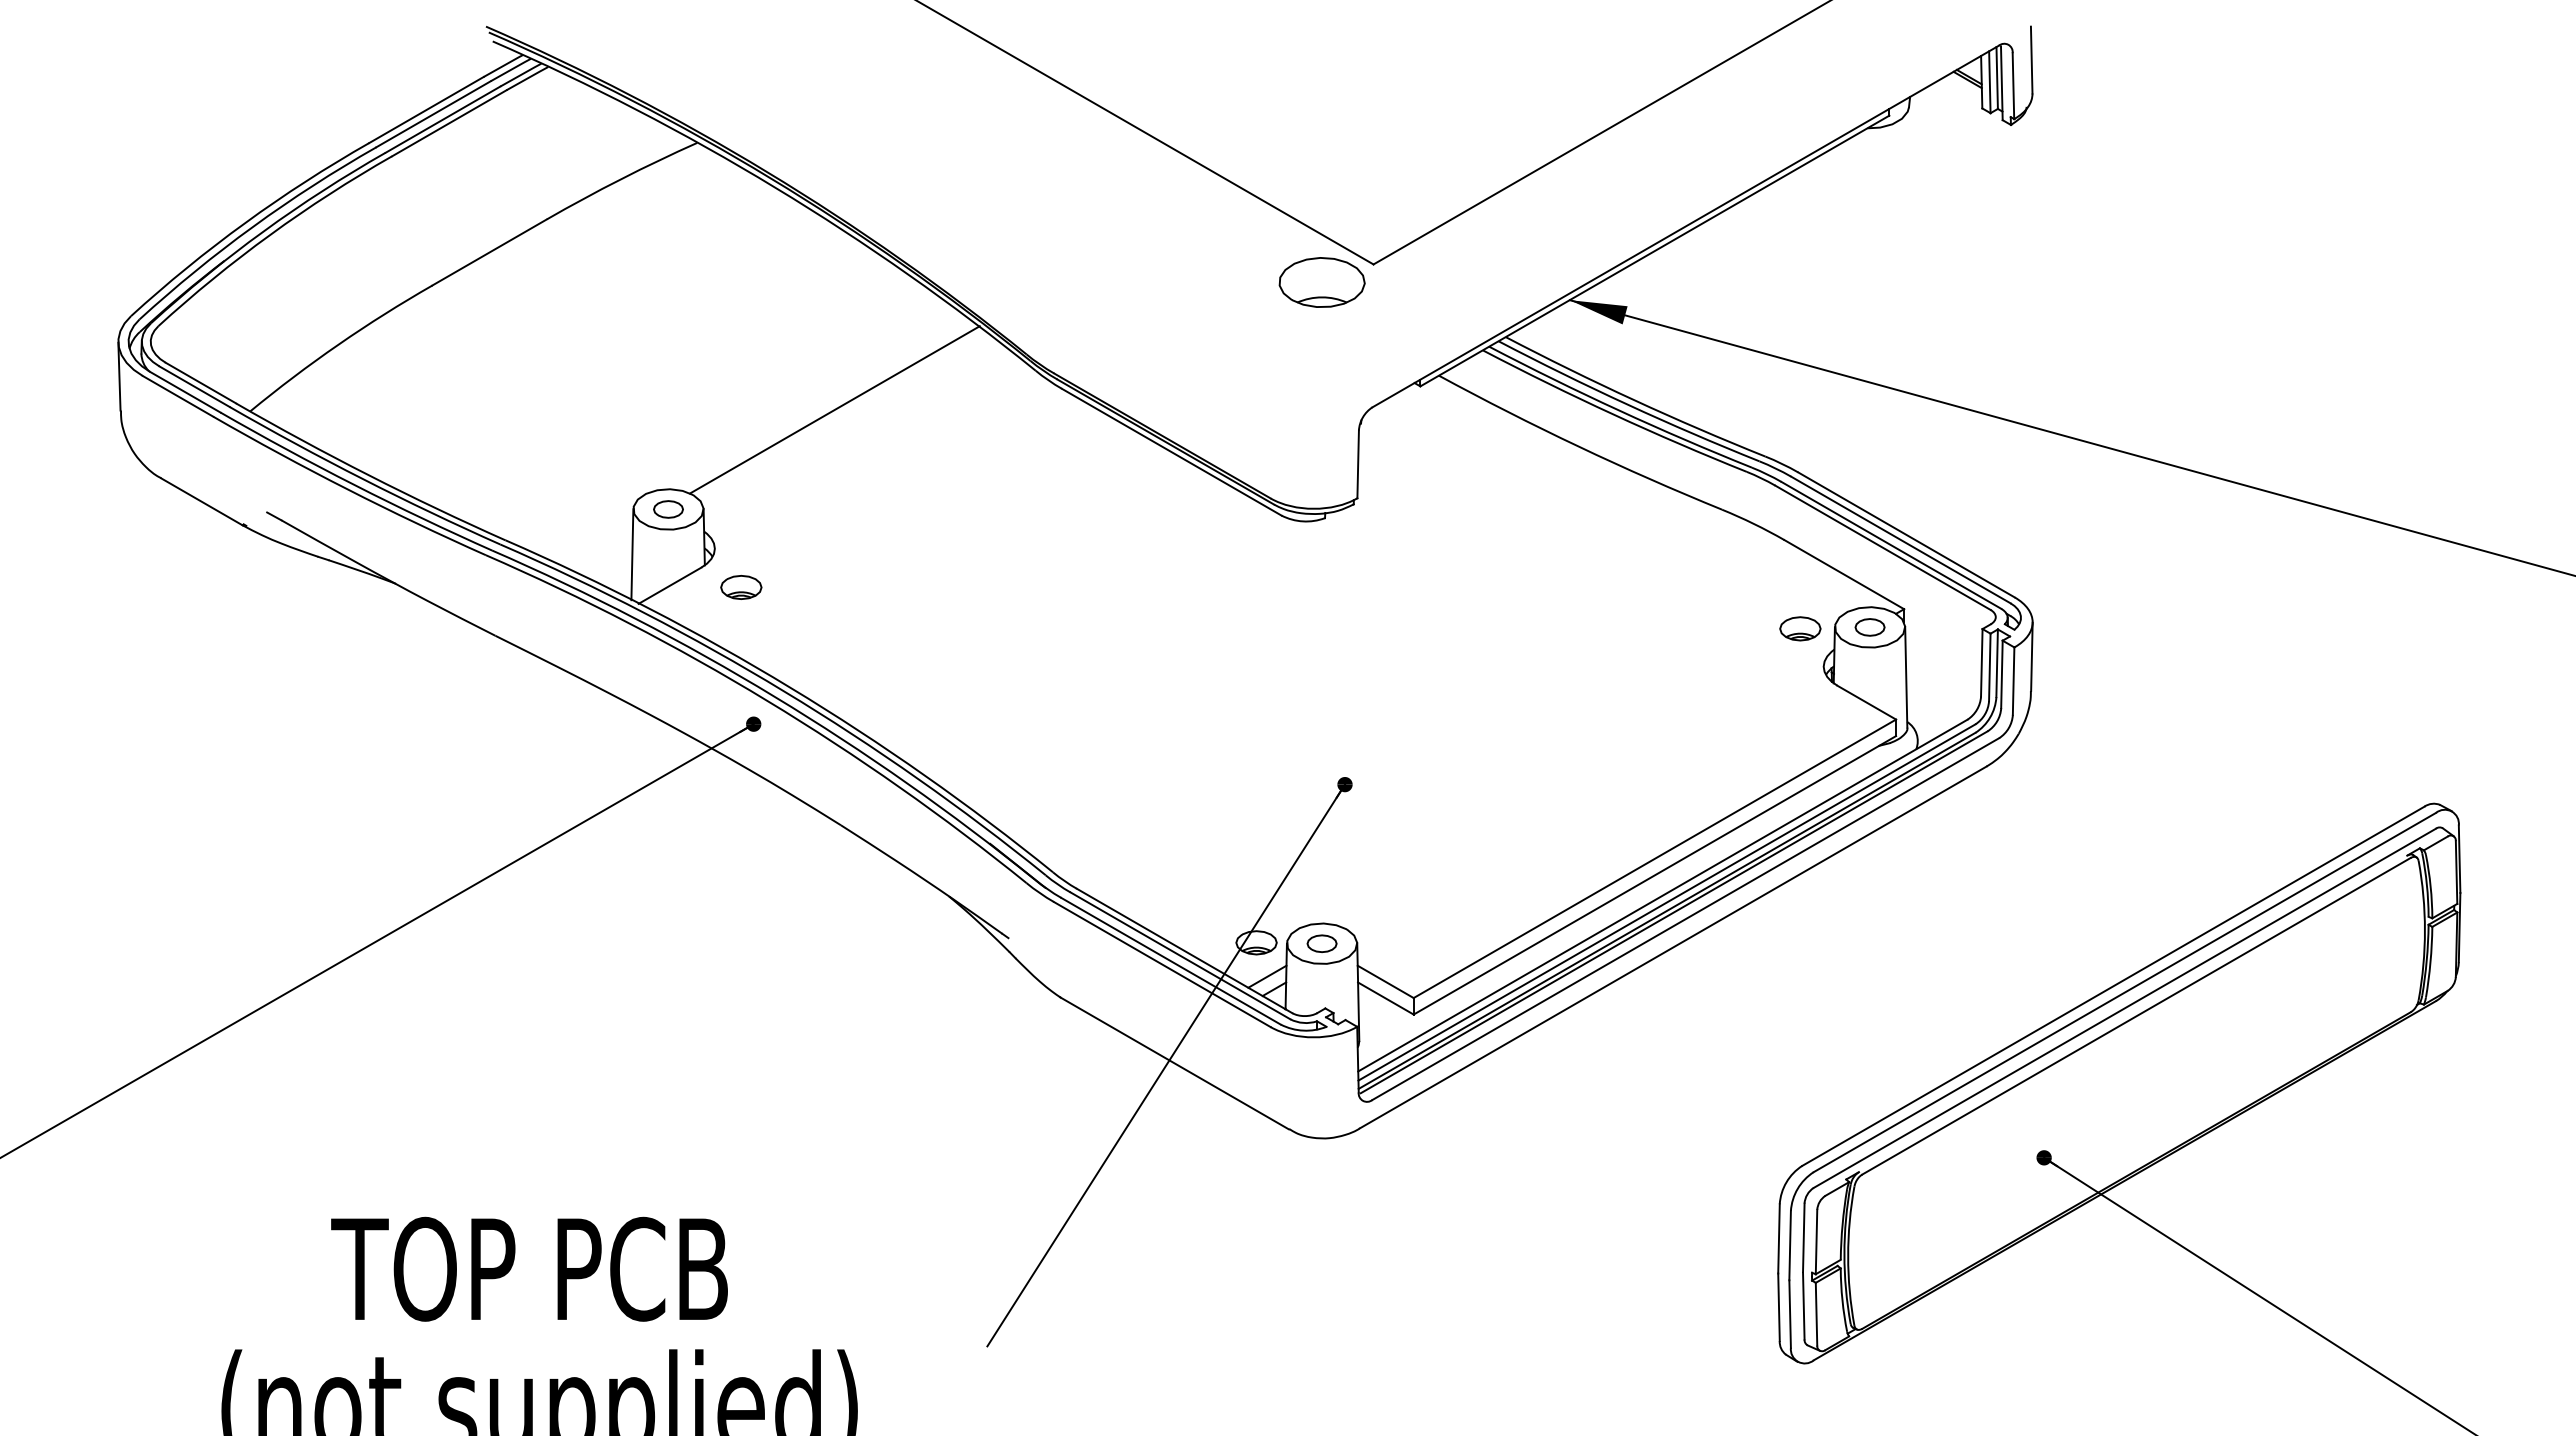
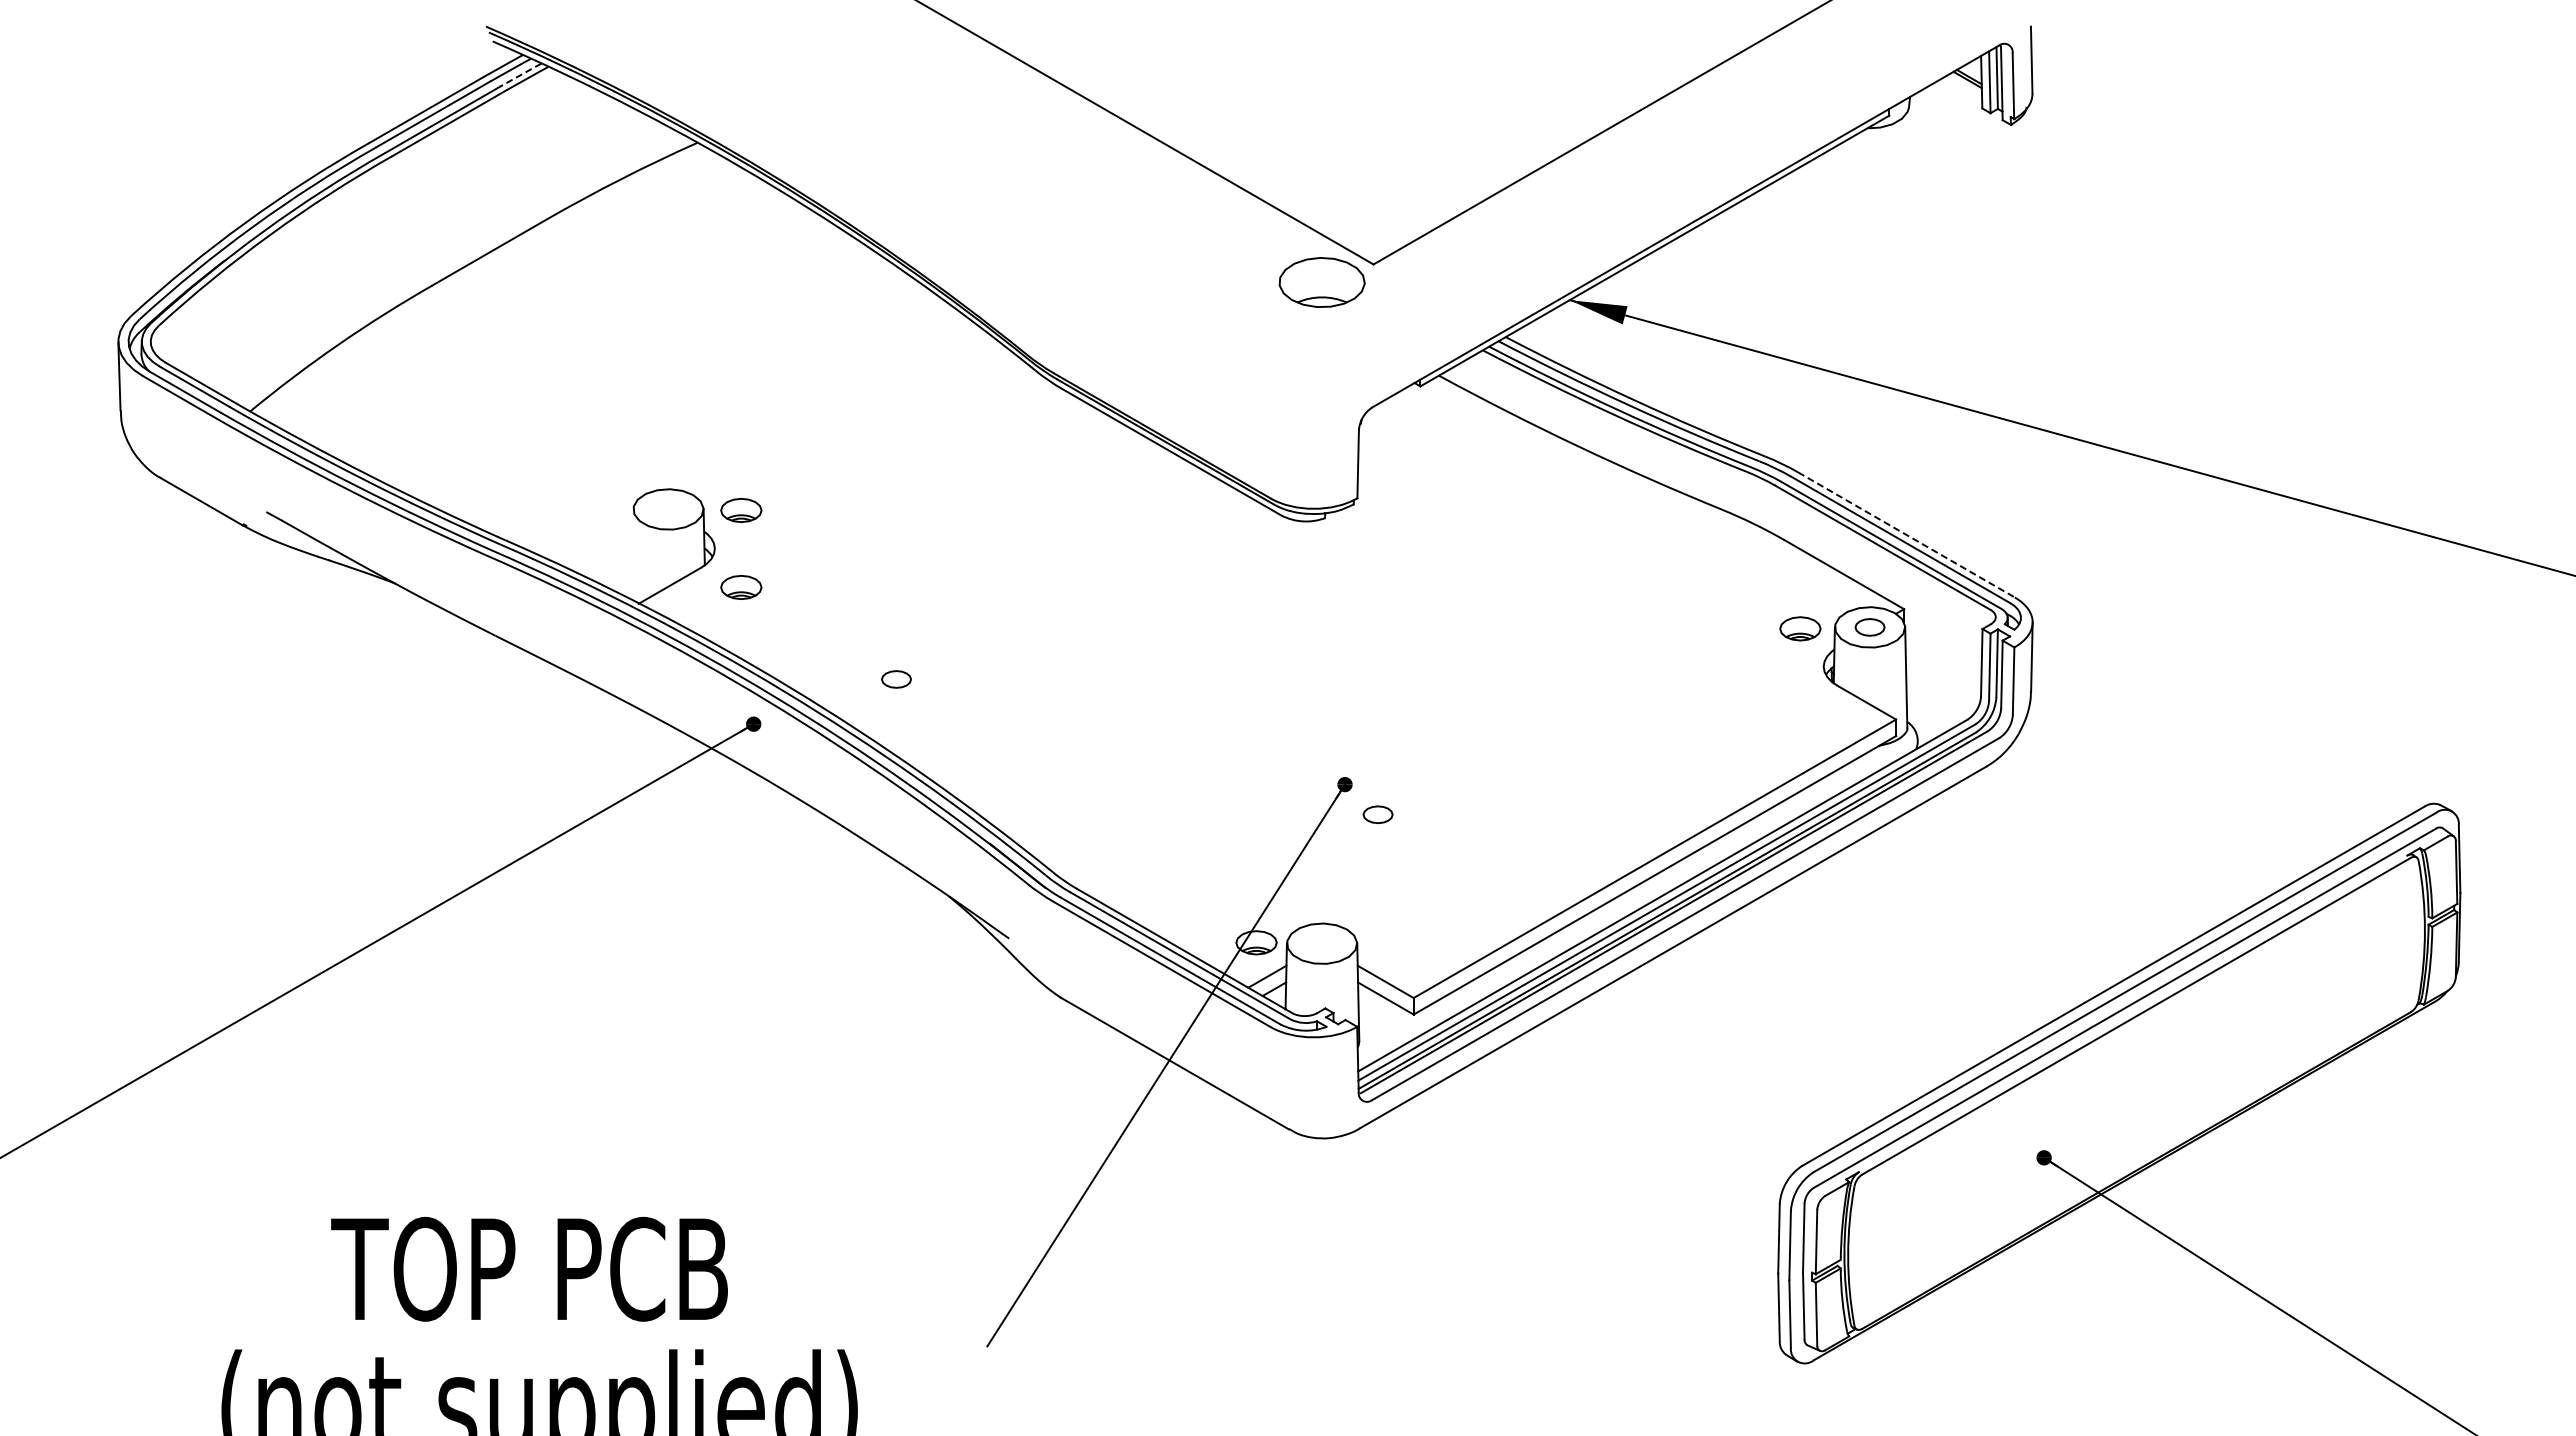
line: solid -> dashed (521, 74)
line: present -> none (834, 409)
part position: (668, 509) -> (896, 679) (896, 679)
part: none -> present (741, 510)
line: solid -> dashed (1906, 535)
line: present -> none (632, 554)
part position: (1321, 943) -> (1377, 814) (1377, 814)
